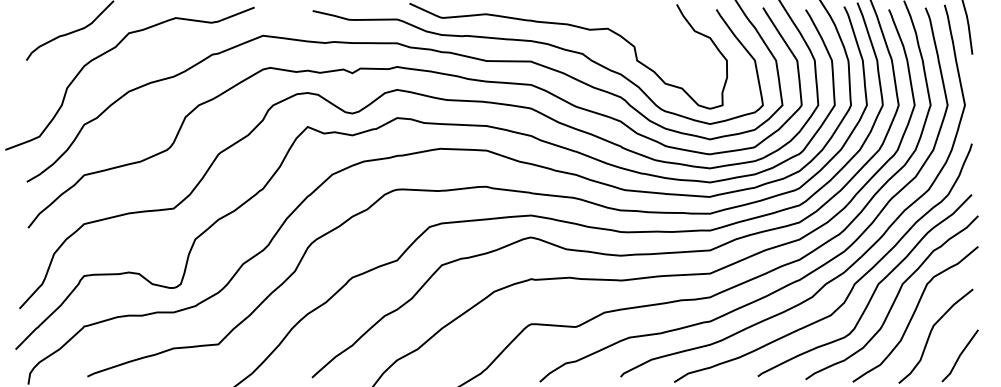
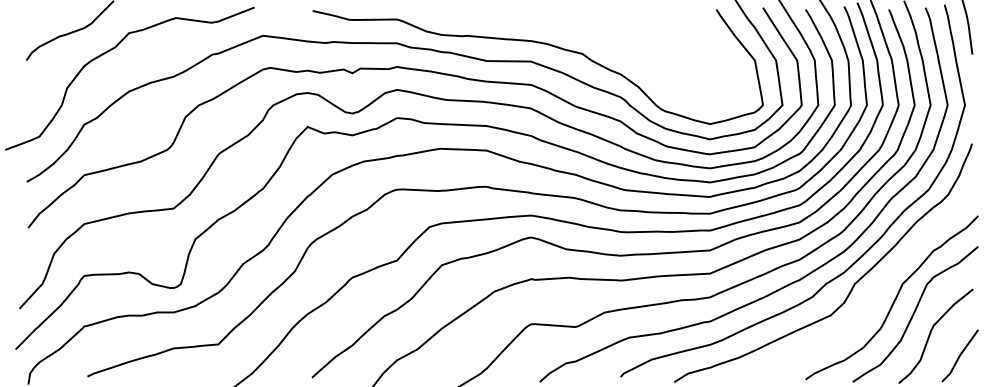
curve: present -> none (575, 27)
curve: present -> none (874, 289)
